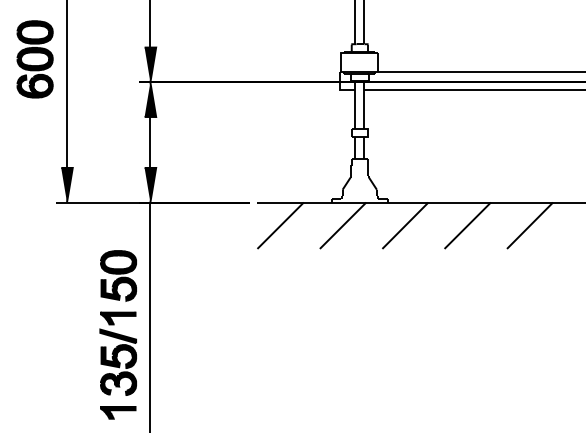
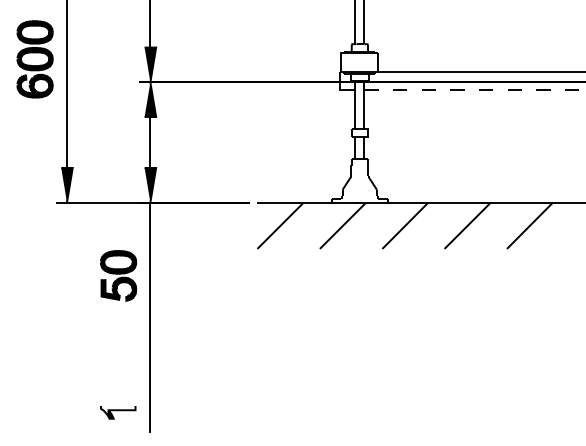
line: solid -> dashed (475, 90)
part: present -> none (117, 353)
fill: present -> none (117, 411)
